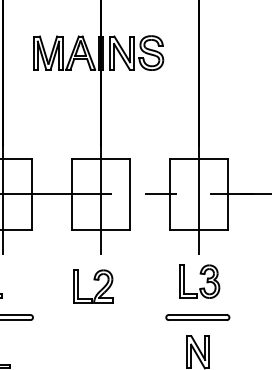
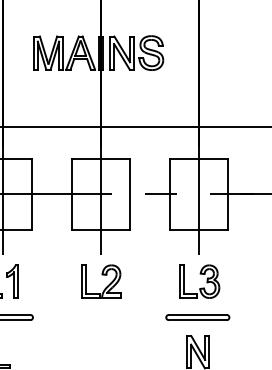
line: none -> present (135, 126)
part: none -> present (12, 281)
part position: (93, 286) -> (101, 281) (101, 281)
